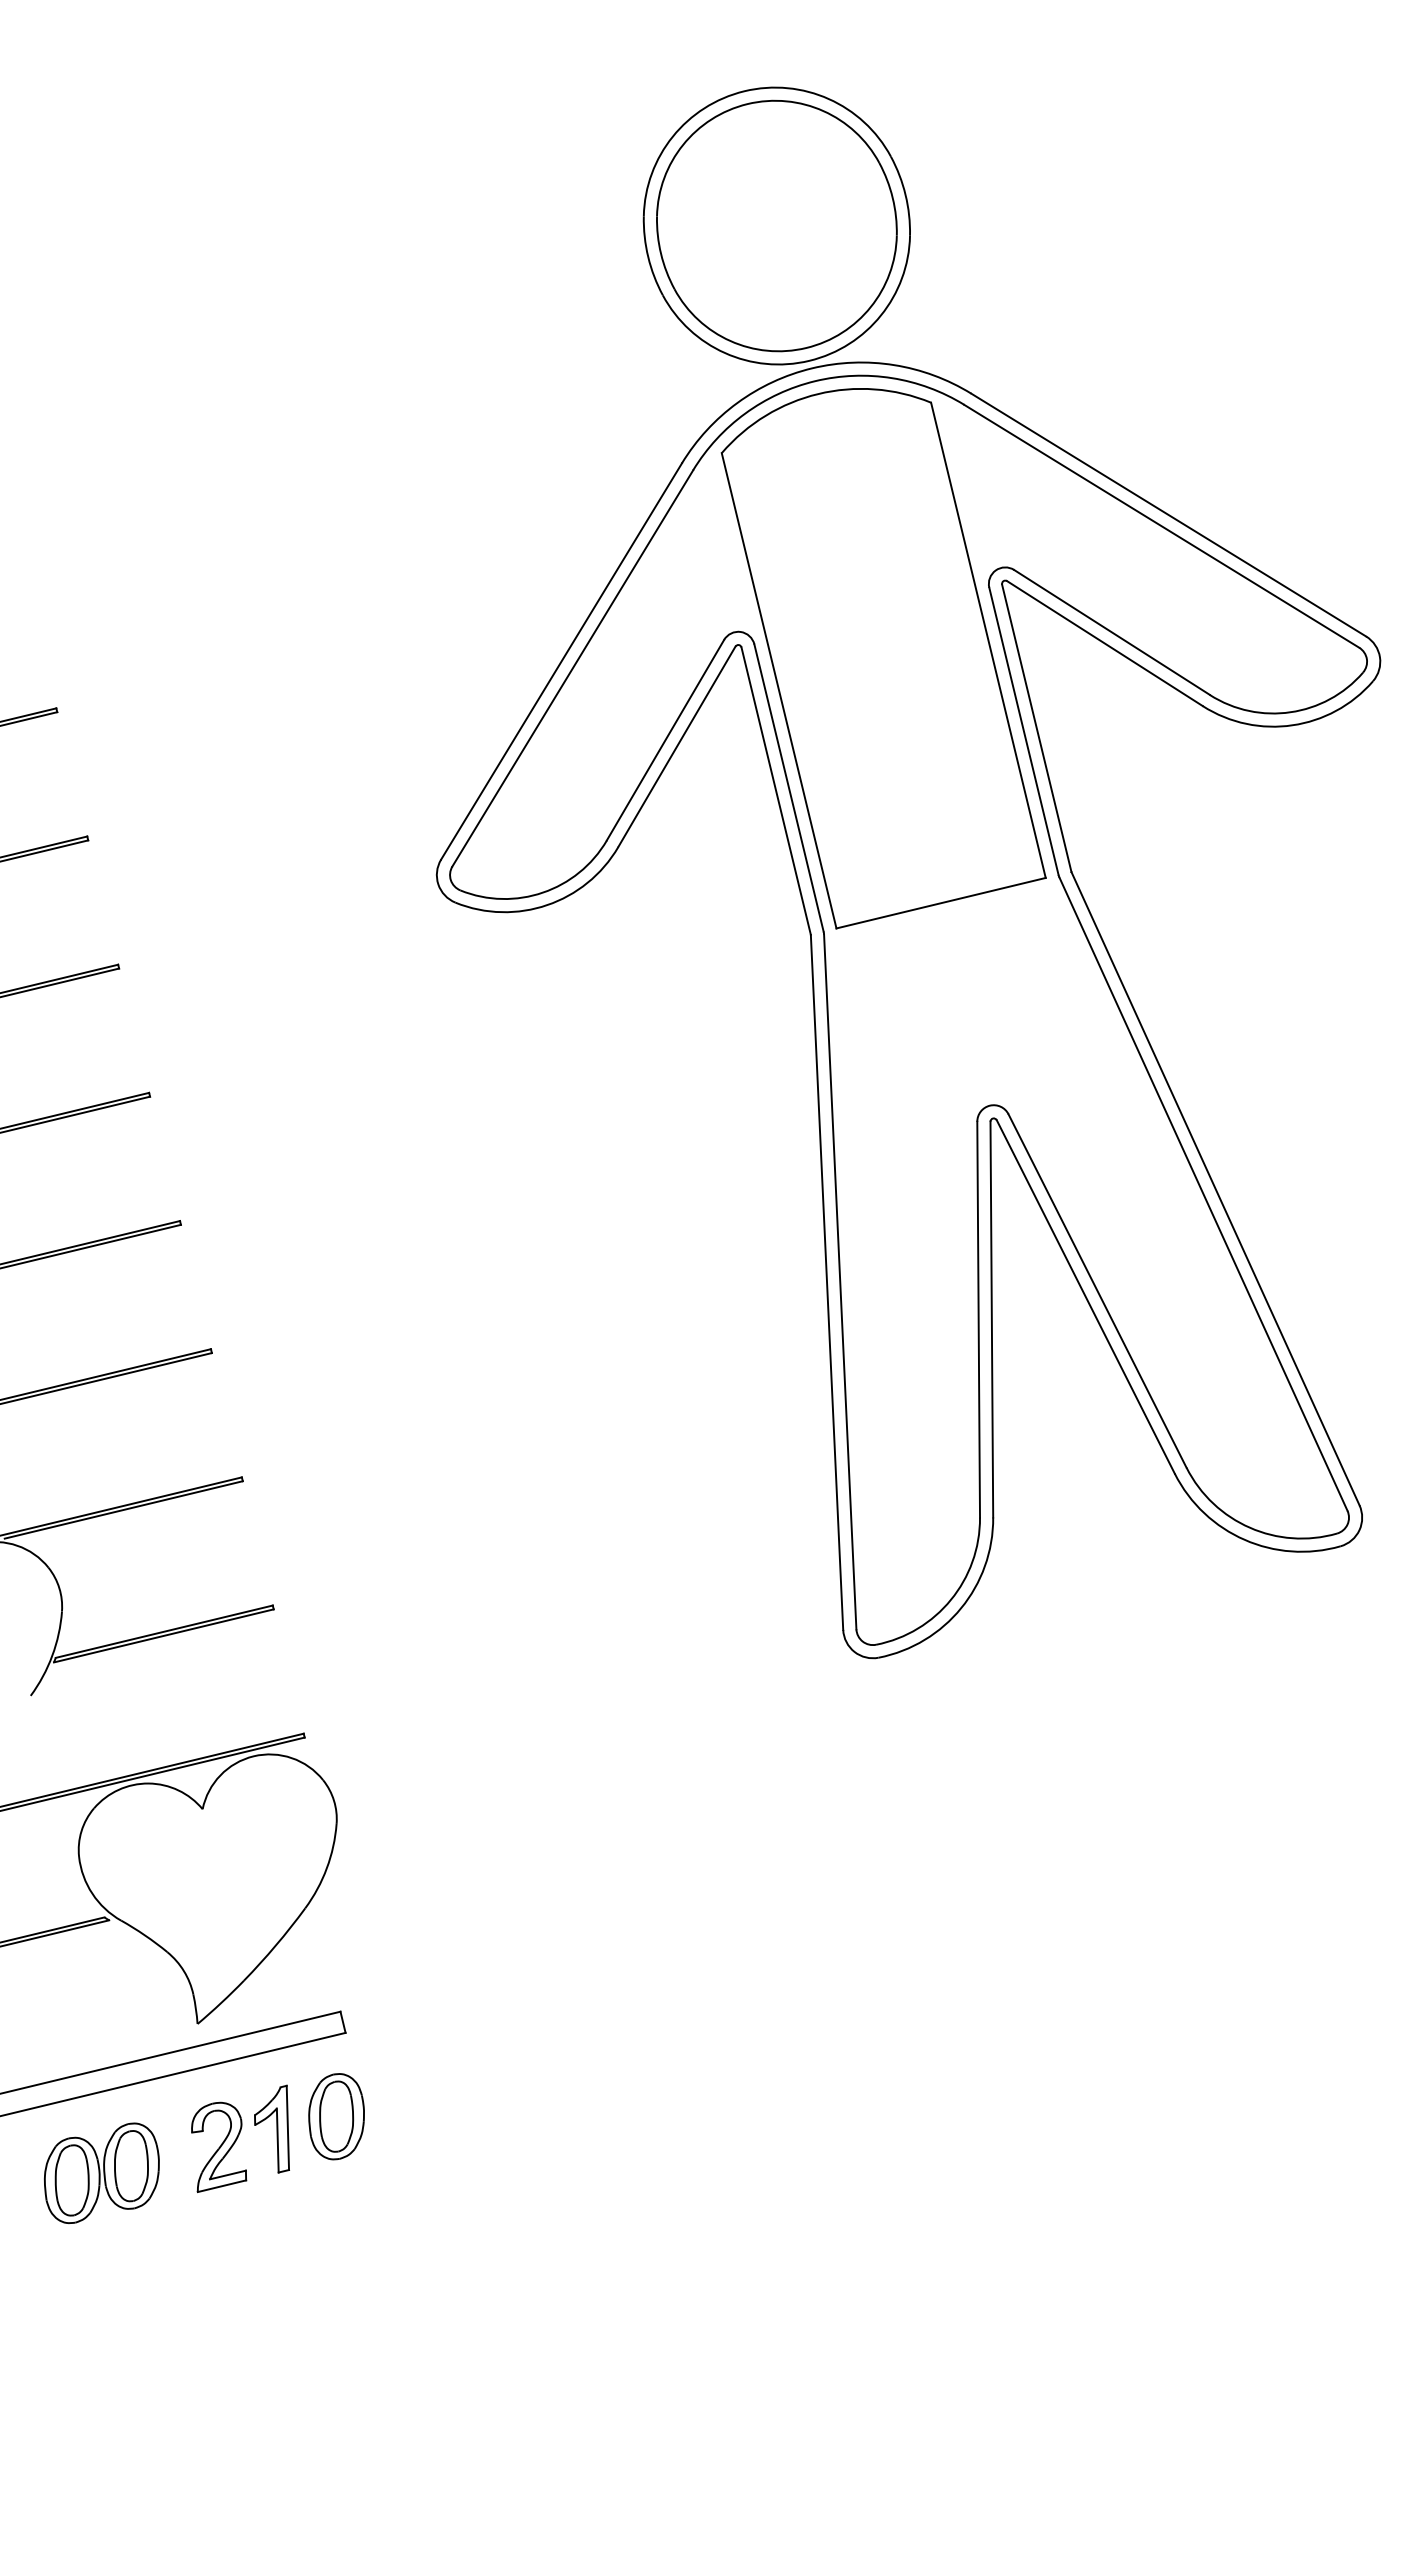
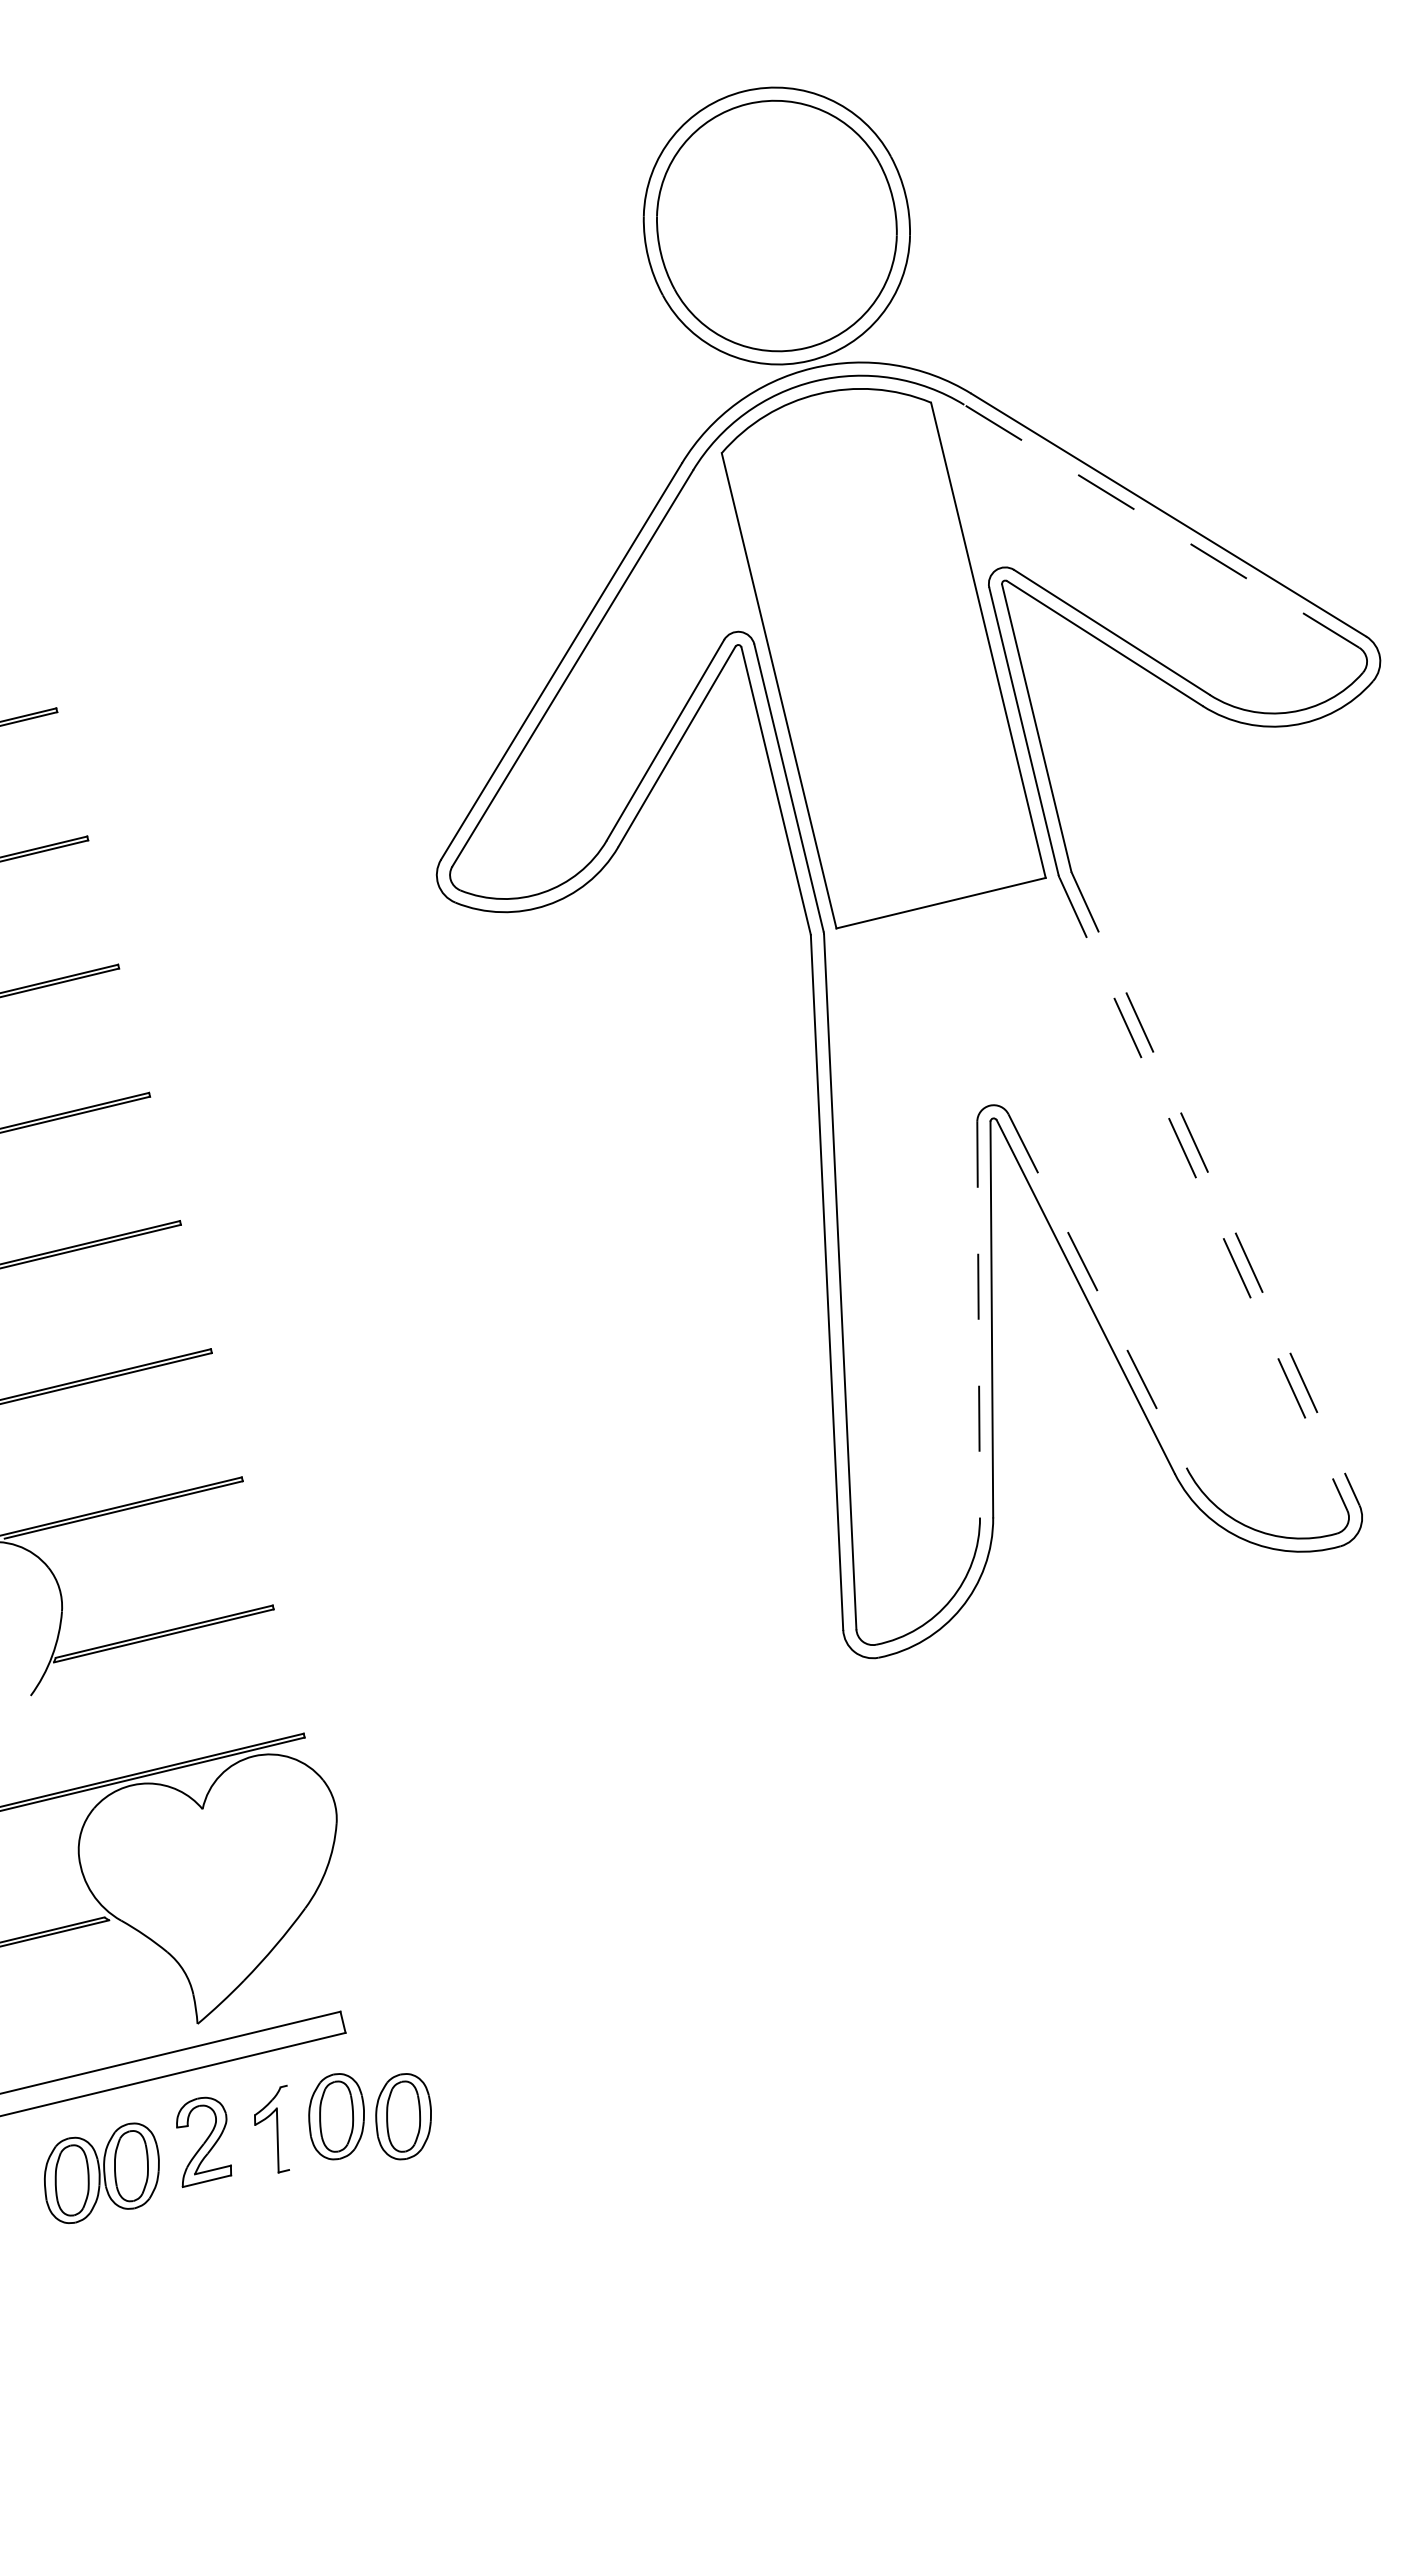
line: solid -> dashed (1161, 526)
line: solid -> dashed (1215, 1188)
line: solid -> dashed (1203, 1194)
line: solid -> dashed (1097, 1291)
line: solid -> dashed (978, 1319)
part: none -> present (403, 2116)
line: present -> none (287, 2127)
part position: (219, 2146) -> (204, 2141) (204, 2141)
